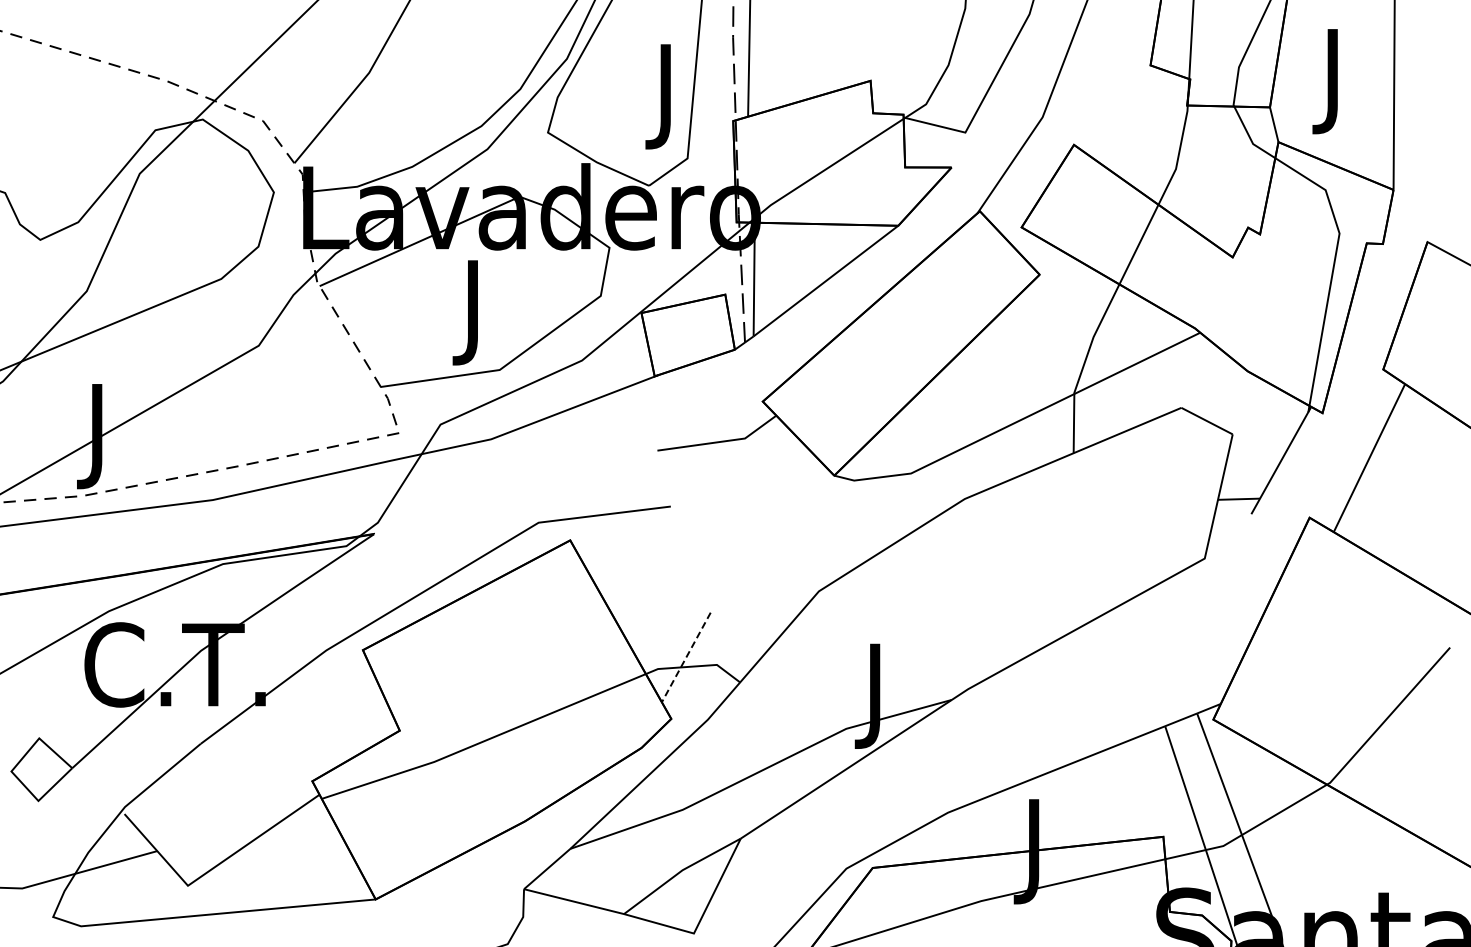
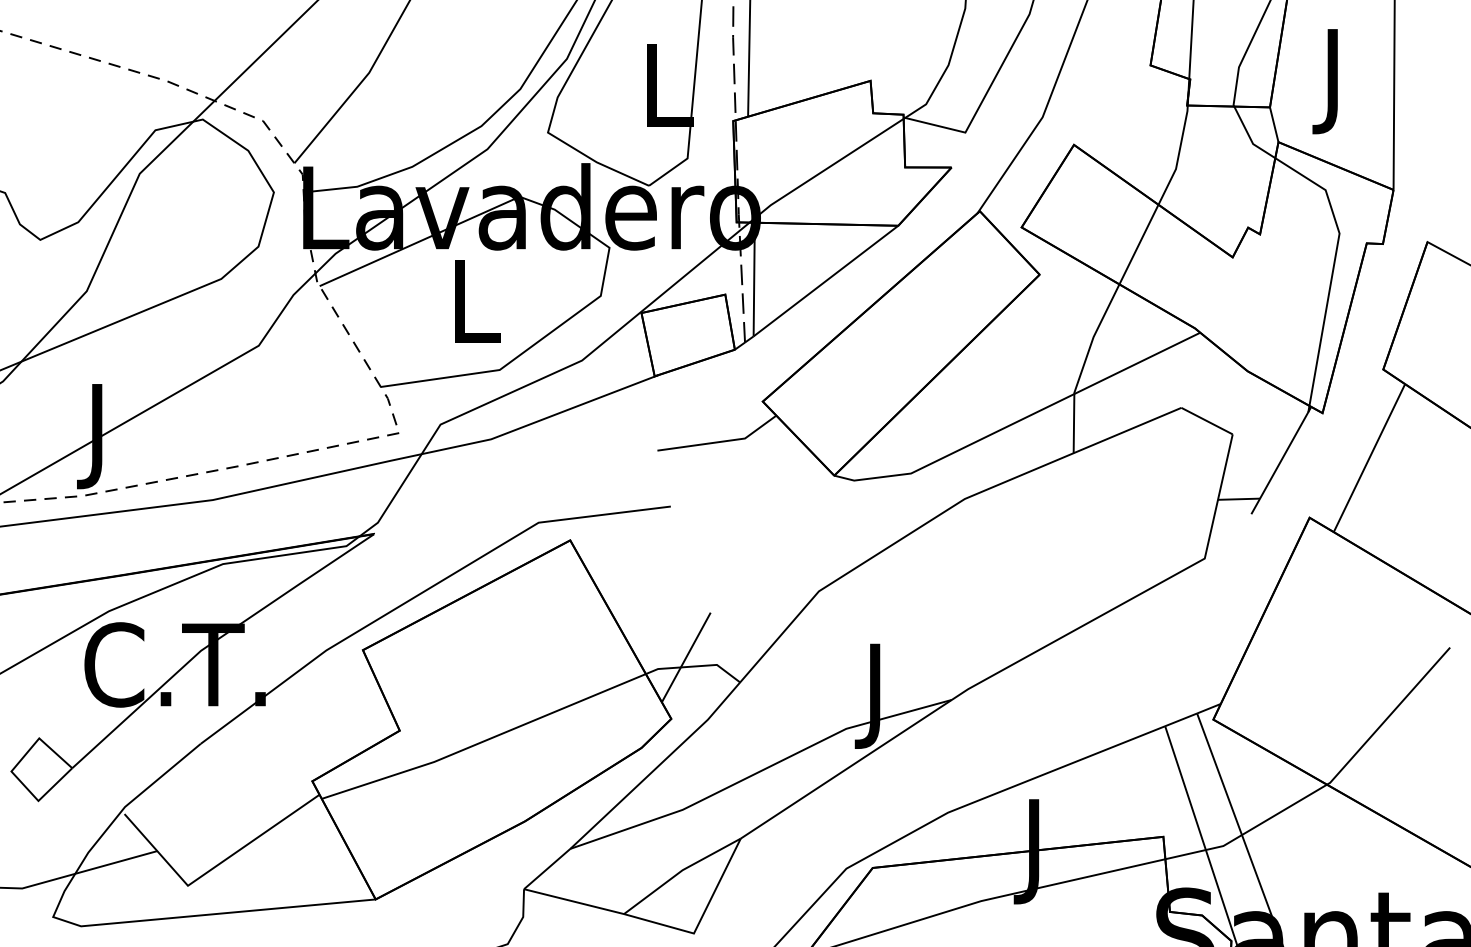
text: J -> L (669, 96)
text: J -> L (476, 312)
line: dashed -> solid (686, 657)
